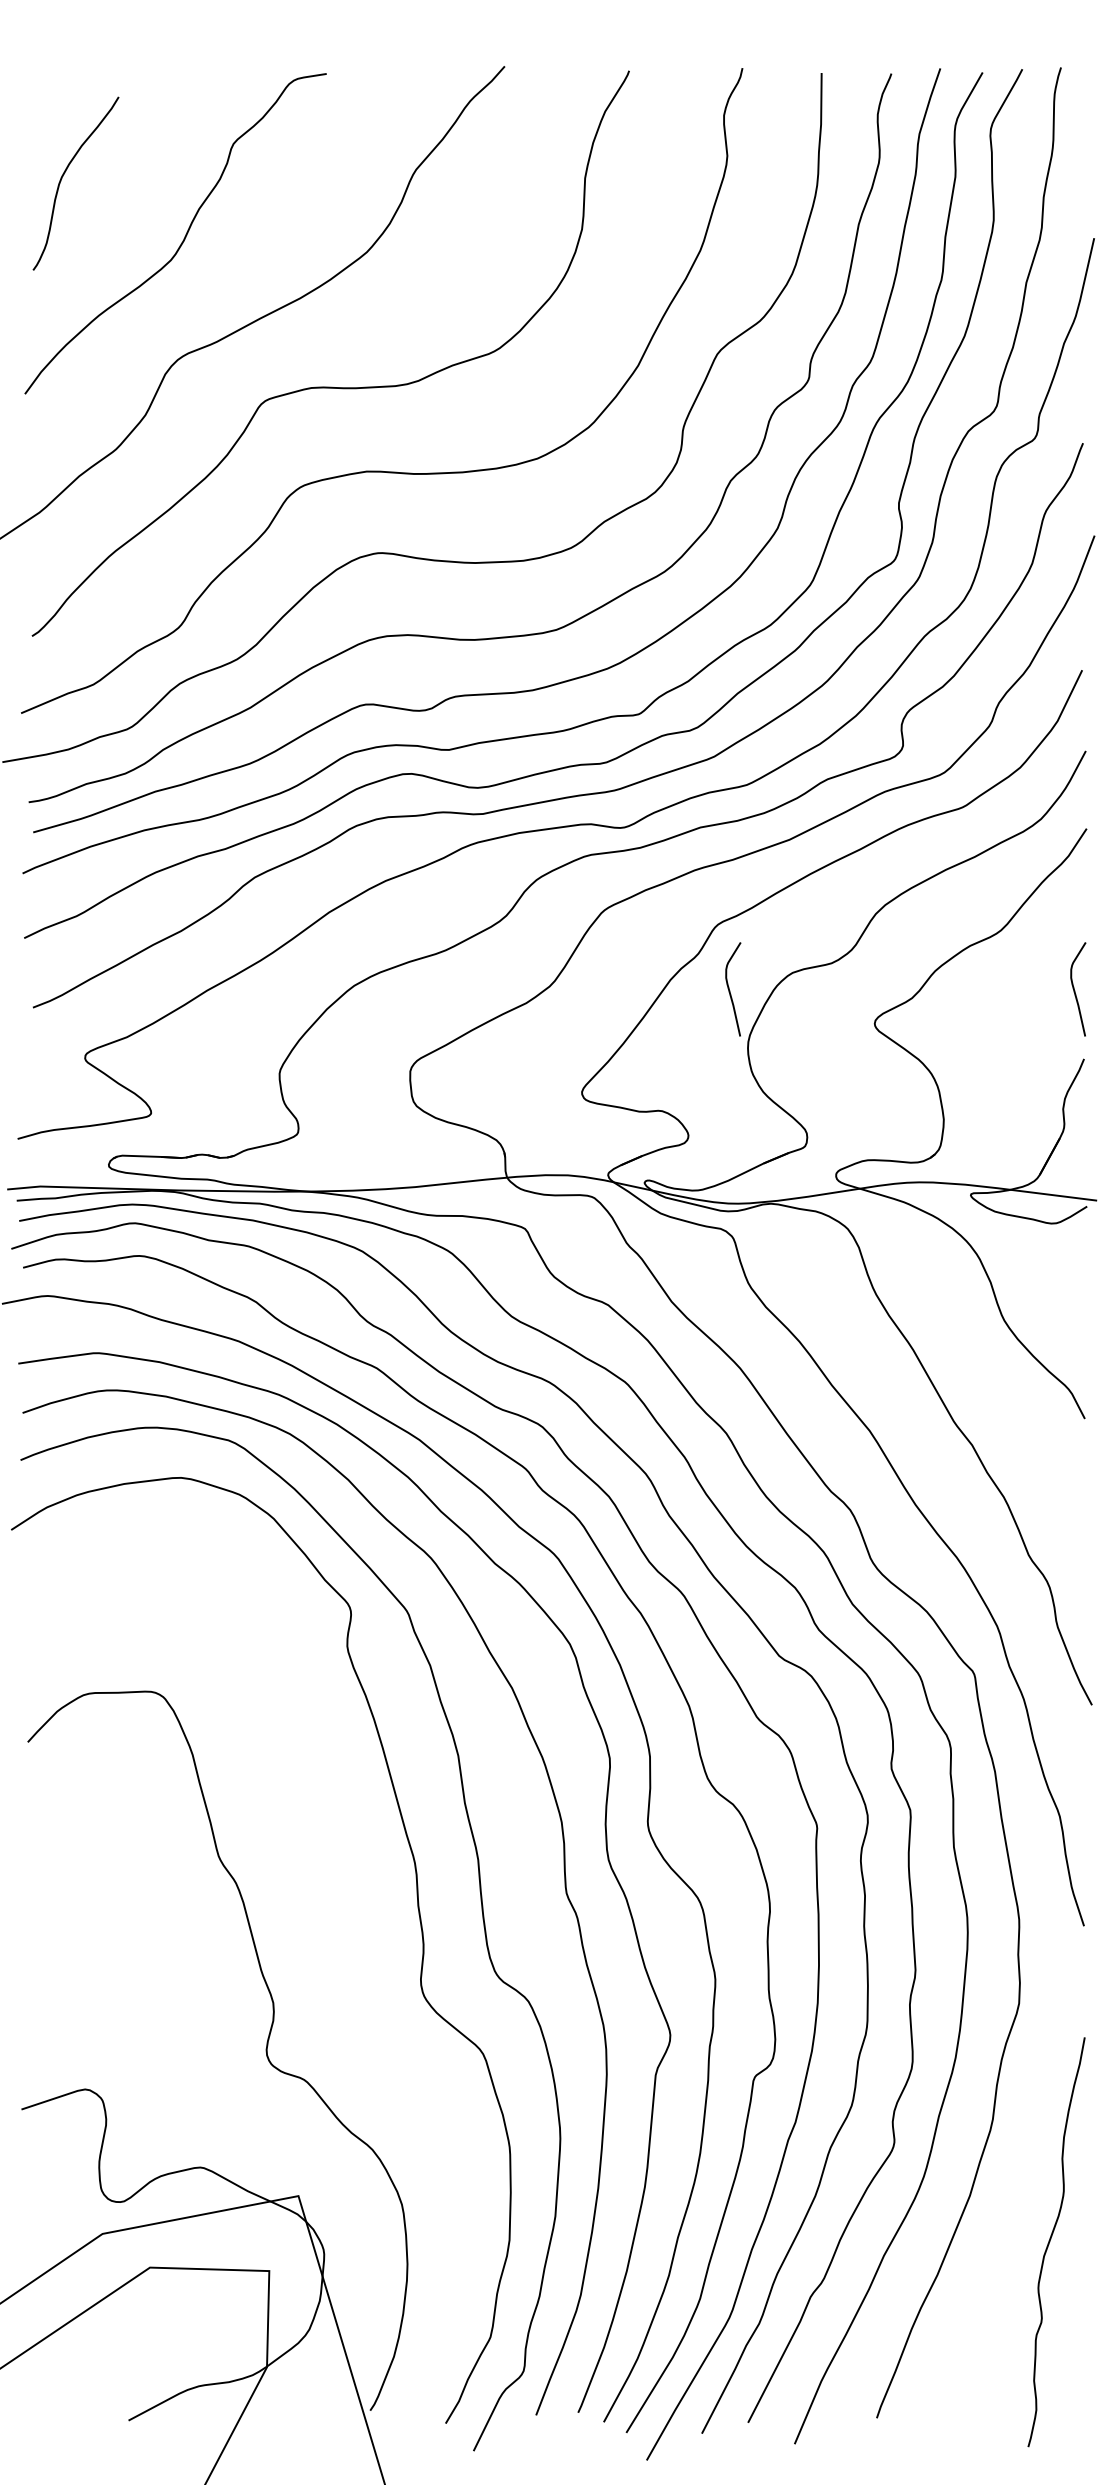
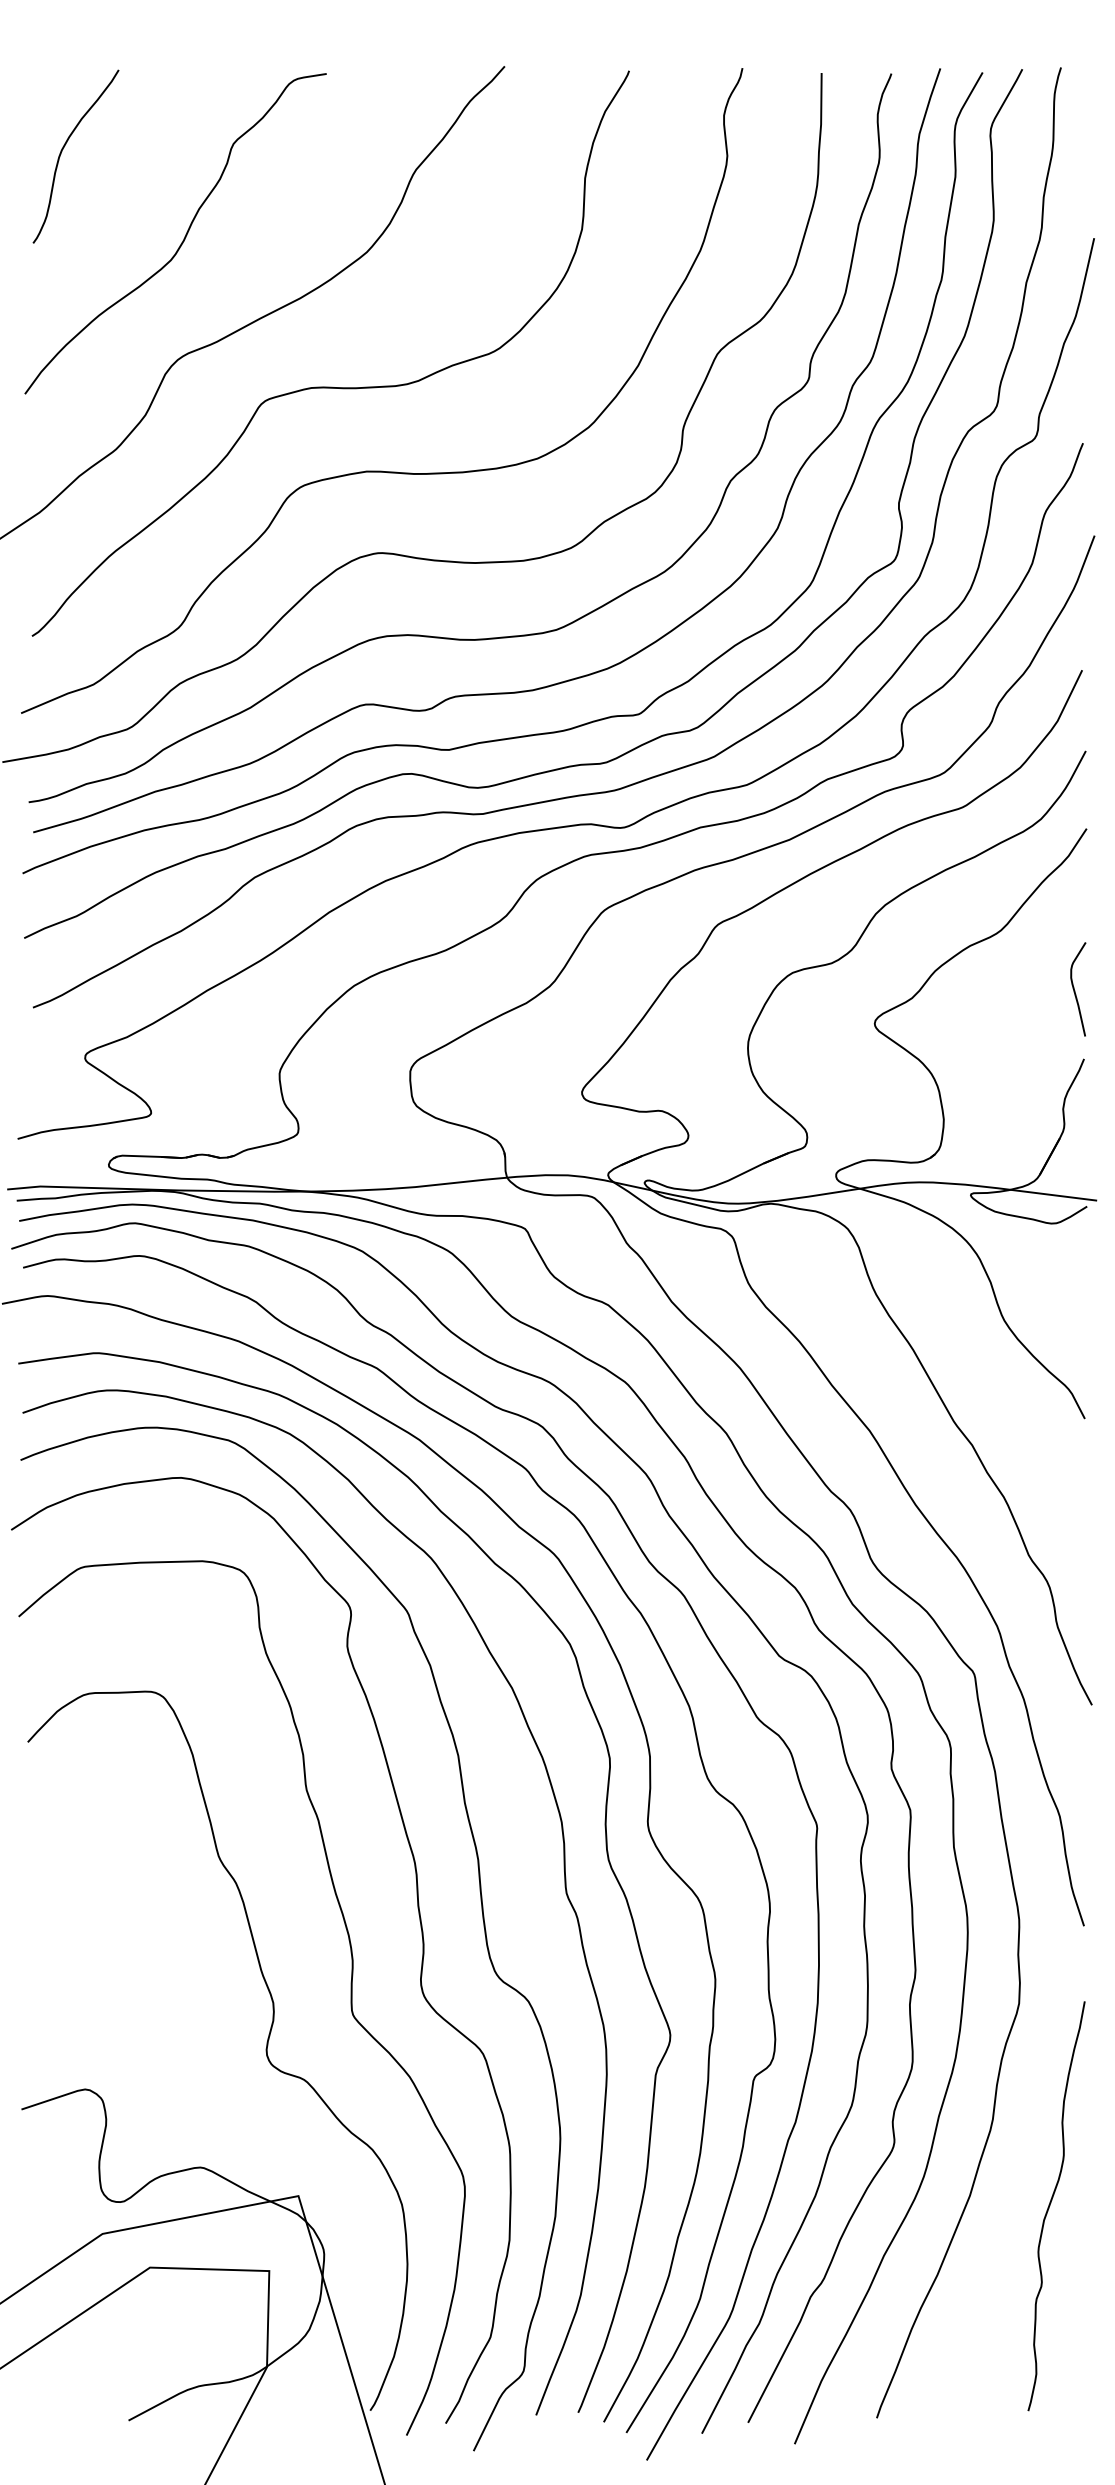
curve position: (63, 176) -> (63, 149) (63, 149)
curve: present -> none (730, 990)
curve: none -> present (350, 1997)
curve position: (1051, 2239) -> (1051, 2203) (1051, 2203)
